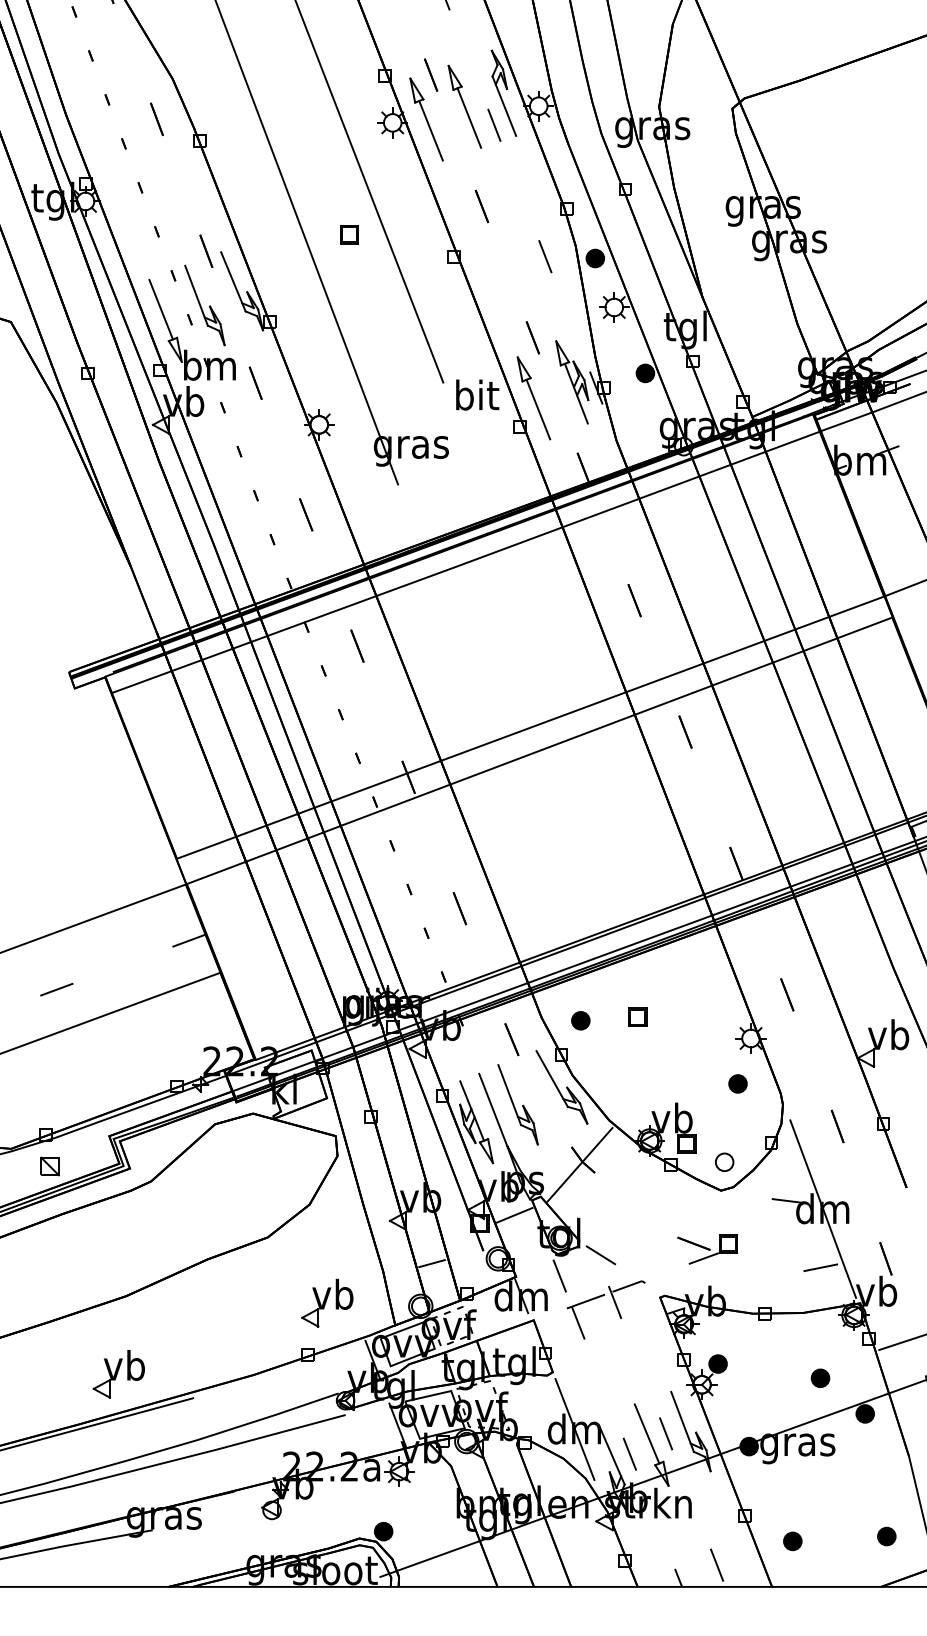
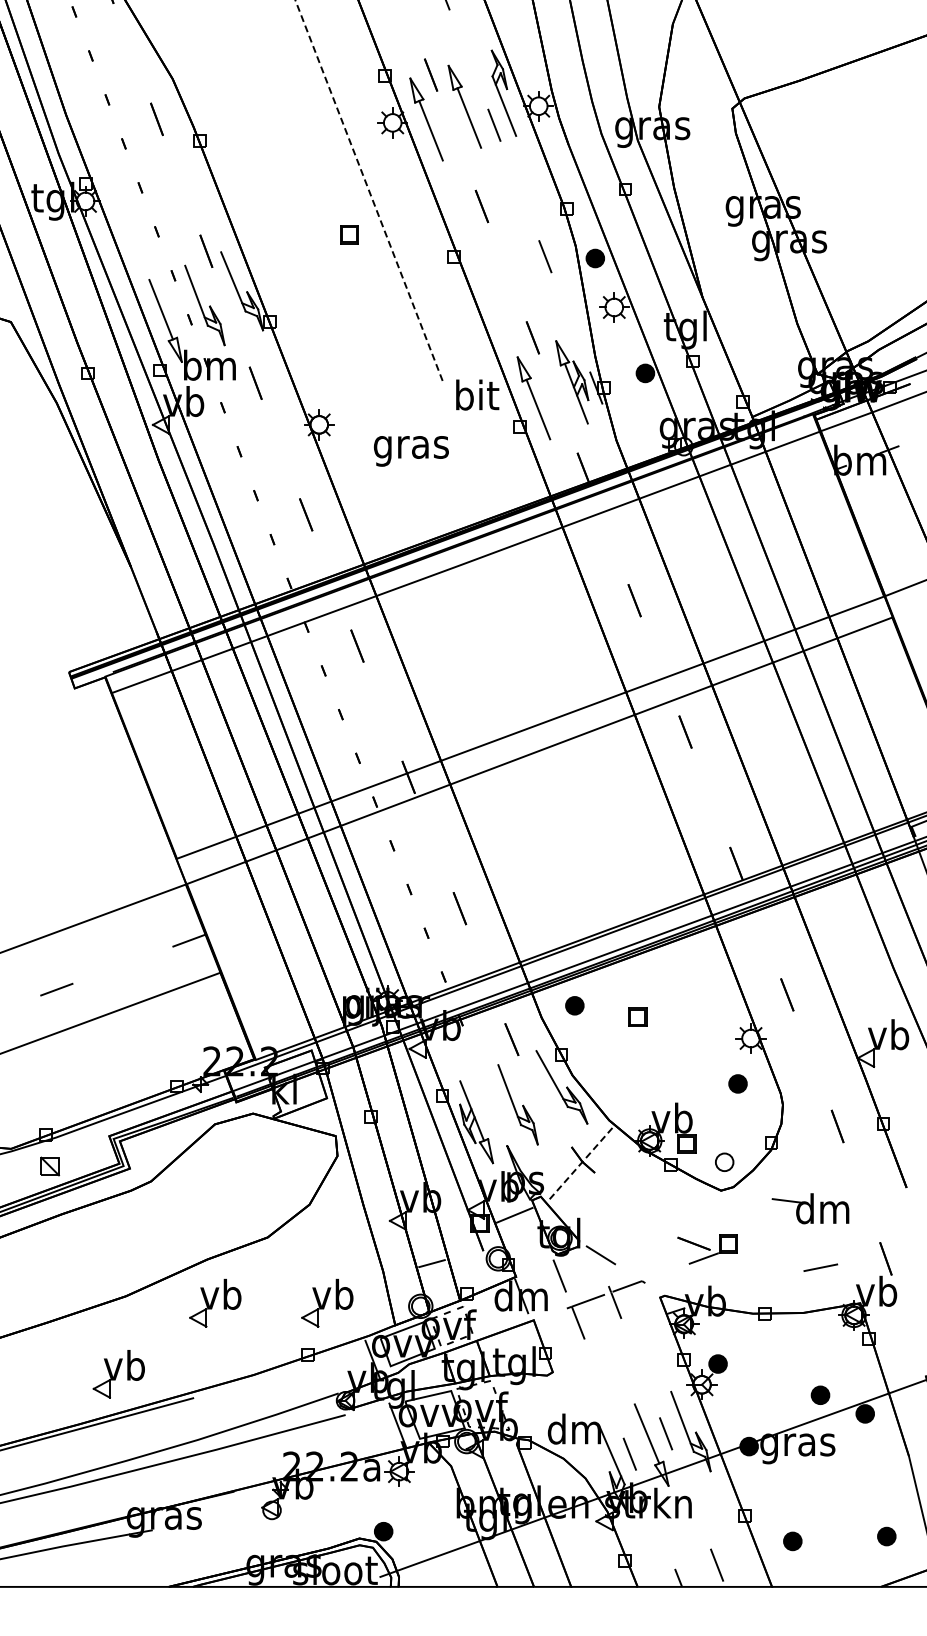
line: solid -> dashed (369, 191)
line: present -> none (307, 243)
part position: (580, 1020) -> (574, 1005) (574, 1005)
line: present -> none (492, 1109)
line: solid -> dashed (579, 1165)
line: present -> none (823, 1208)
part: none -> present (215, 1302)
line: present -> none (901, 1342)
part position: (820, 1377) -> (820, 1394) (820, 1394)
line: present -> none (574, 1429)
